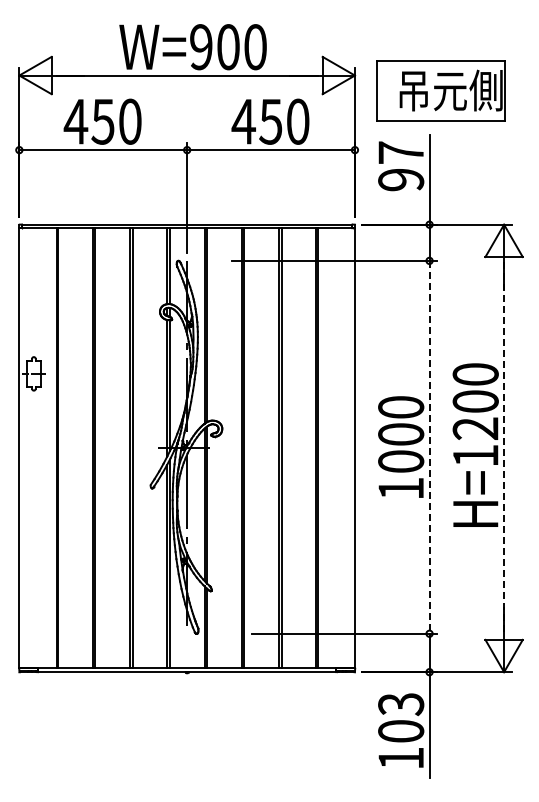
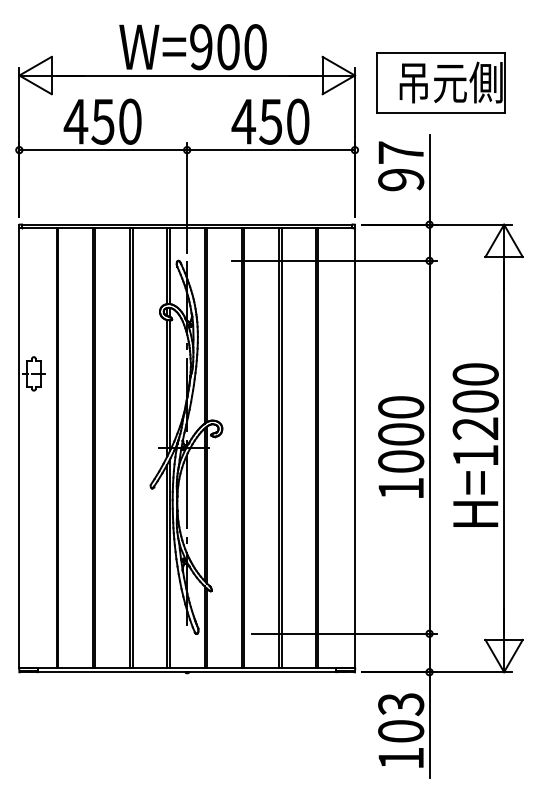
part position: (440, 90) -> (440, 82) (440, 82)
line: dashed -> solid (429, 447)
line: dashed -> solid (504, 448)
